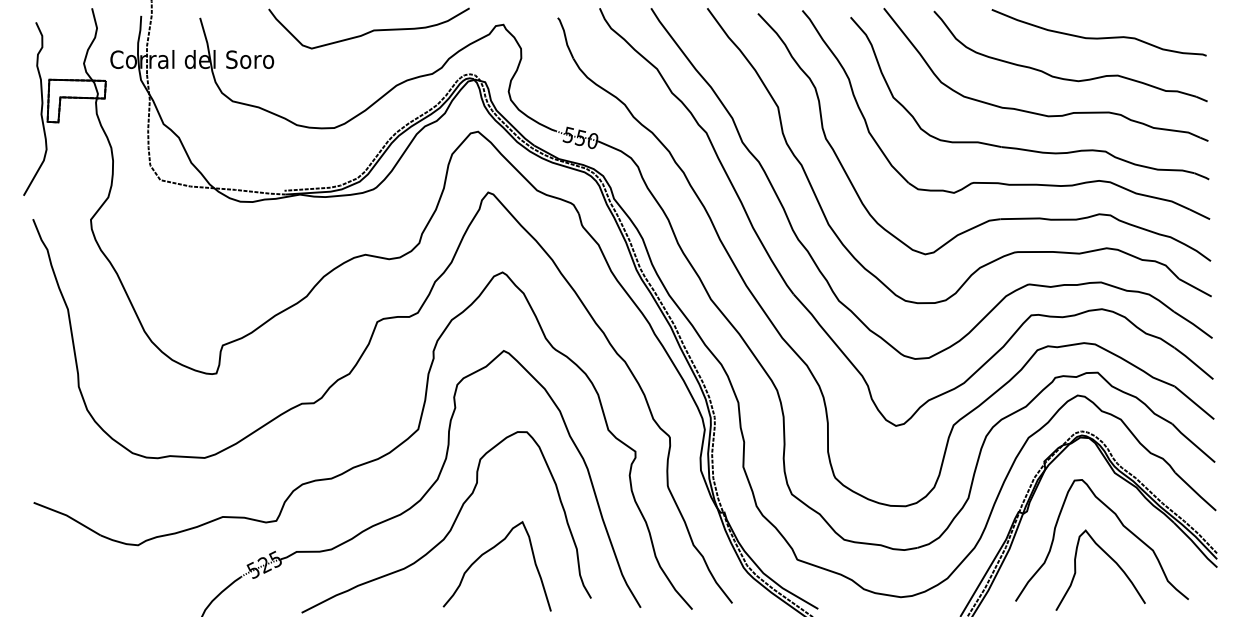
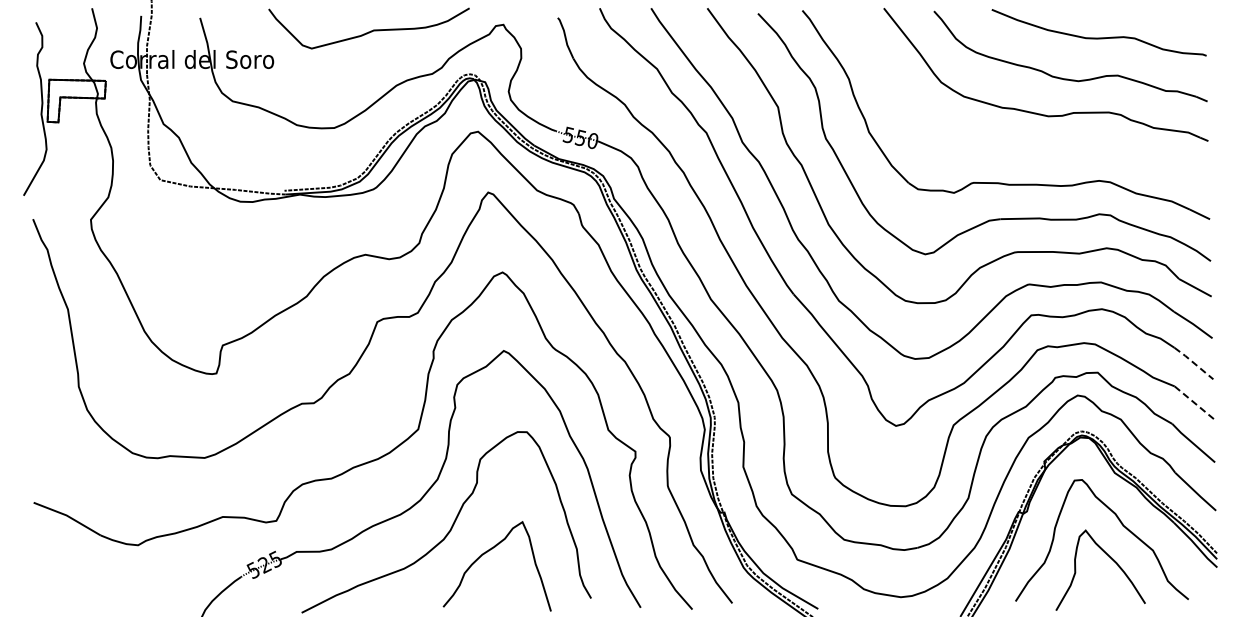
part: present -> none (1023, 148)
line: solid -> dashed (1193, 362)
line: solid -> dashed (1194, 402)
